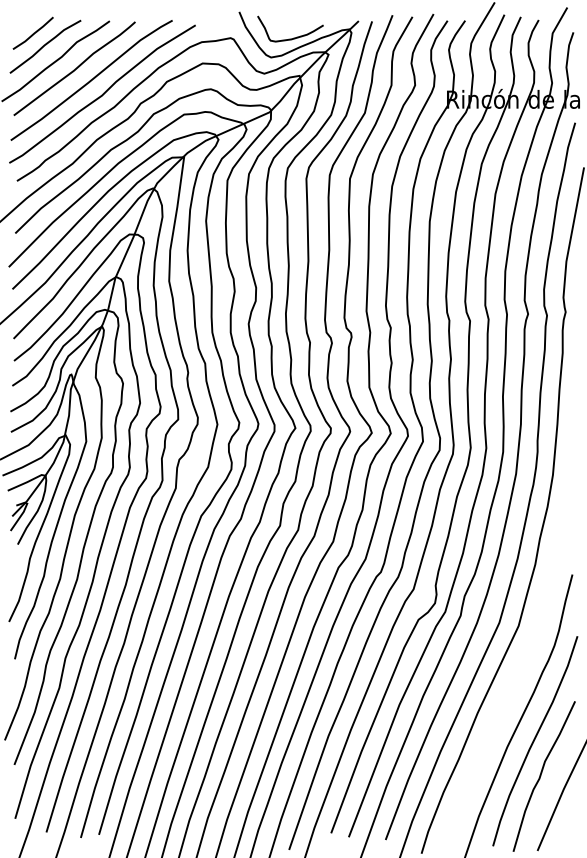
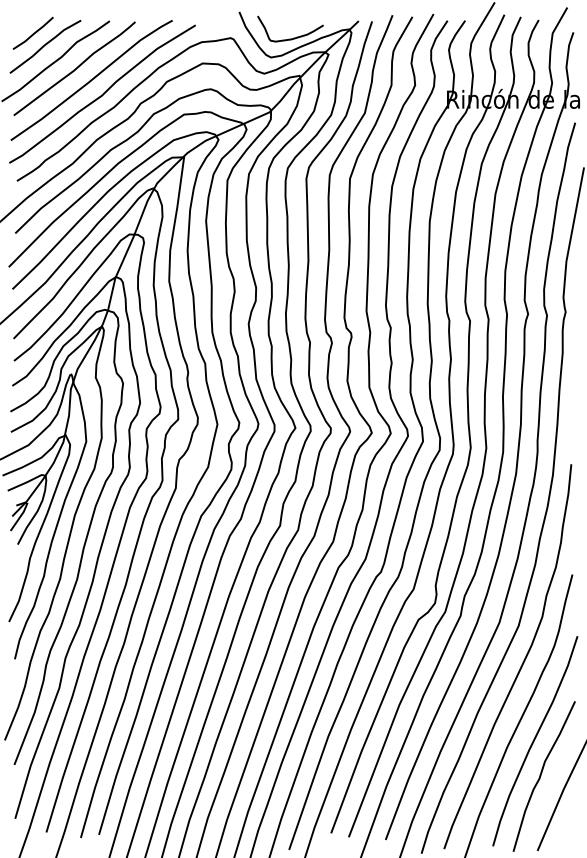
part: none -> present (521, 664)
